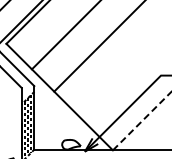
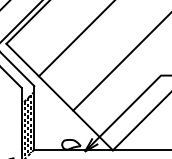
line position: (64, 35) -> (75, 39) (75, 39)
line position: (98, 46) -> (120, 62) (120, 62)
line: dashed -> solid (142, 120)
